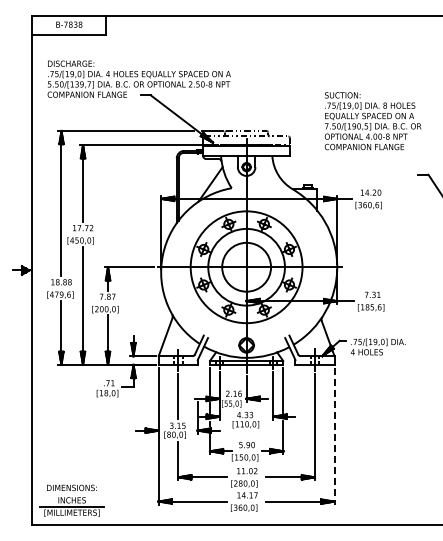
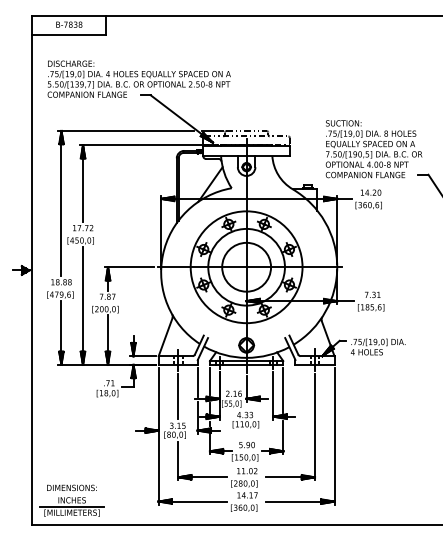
text position: (372, 121) -> (373, 149) (373, 149)
line: none -> present (197, 382)
line: dashed -> solid (334, 436)
